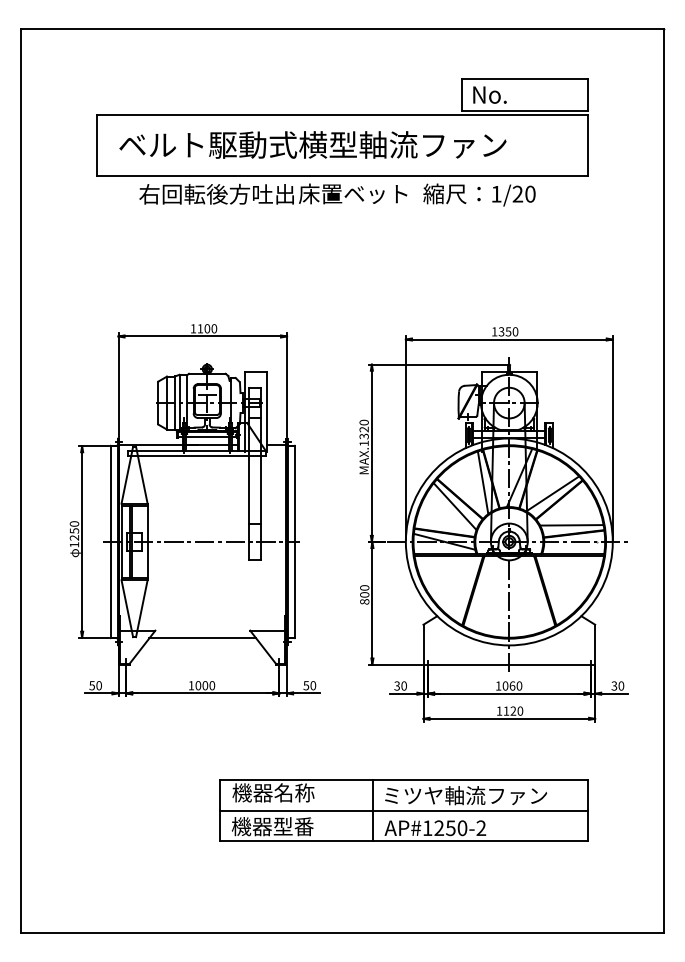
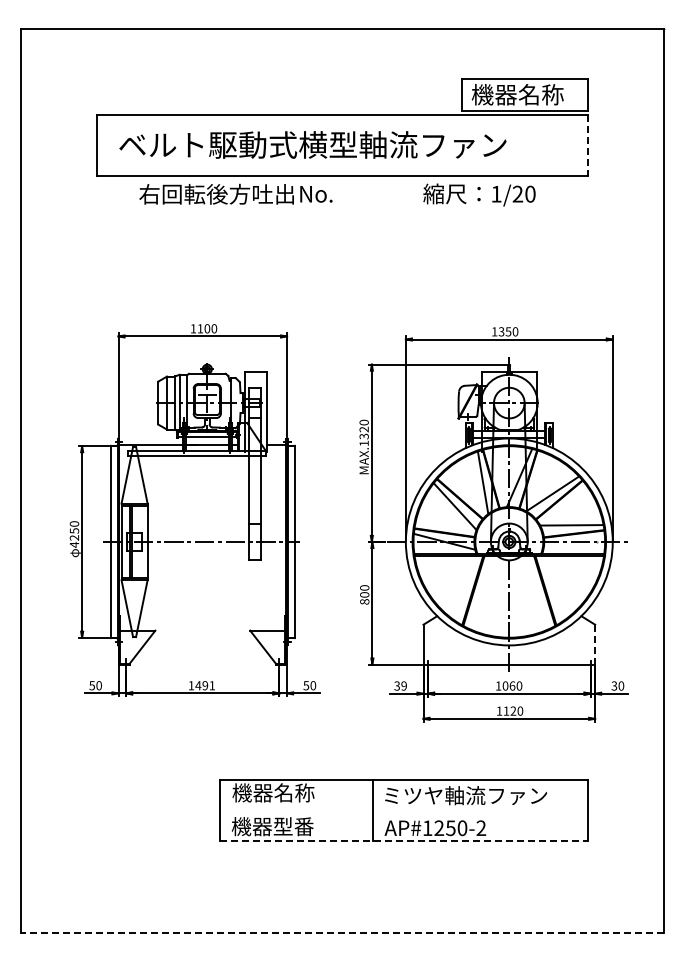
text: No. -> 機器名称 (517, 94)
line: solid -> dashed (587, 145)
text: 床置ベット -> No. (352, 193)
text: 1250 -> 4250 (74, 544)
line: present -> none (202, 638)
line: solid -> dashed (595, 644)
text: 1000 -> 1491 (205, 685)
text: 30 -> 39 (403, 685)
line: present -> none (403, 810)
line: solid -> dashed (403, 841)
line: solid -> dashed (342, 933)
